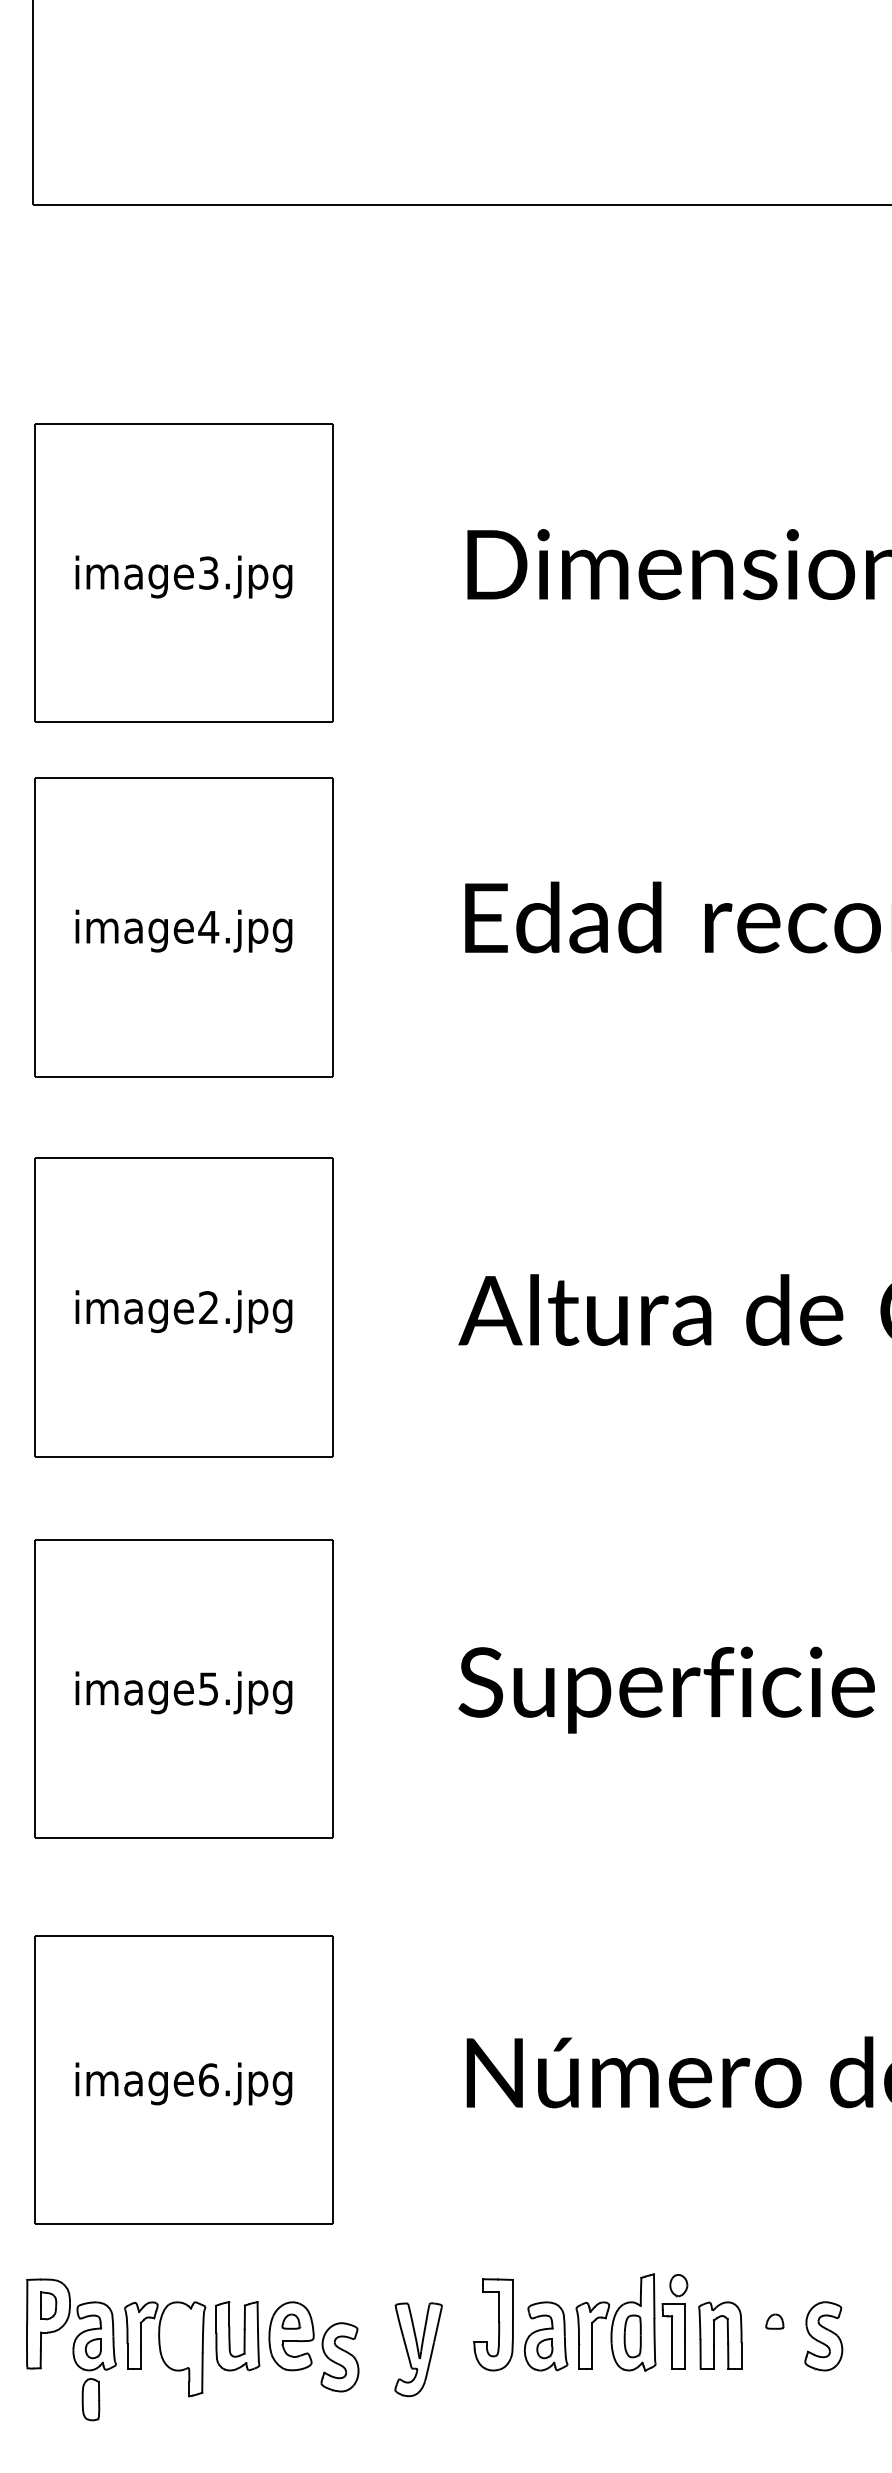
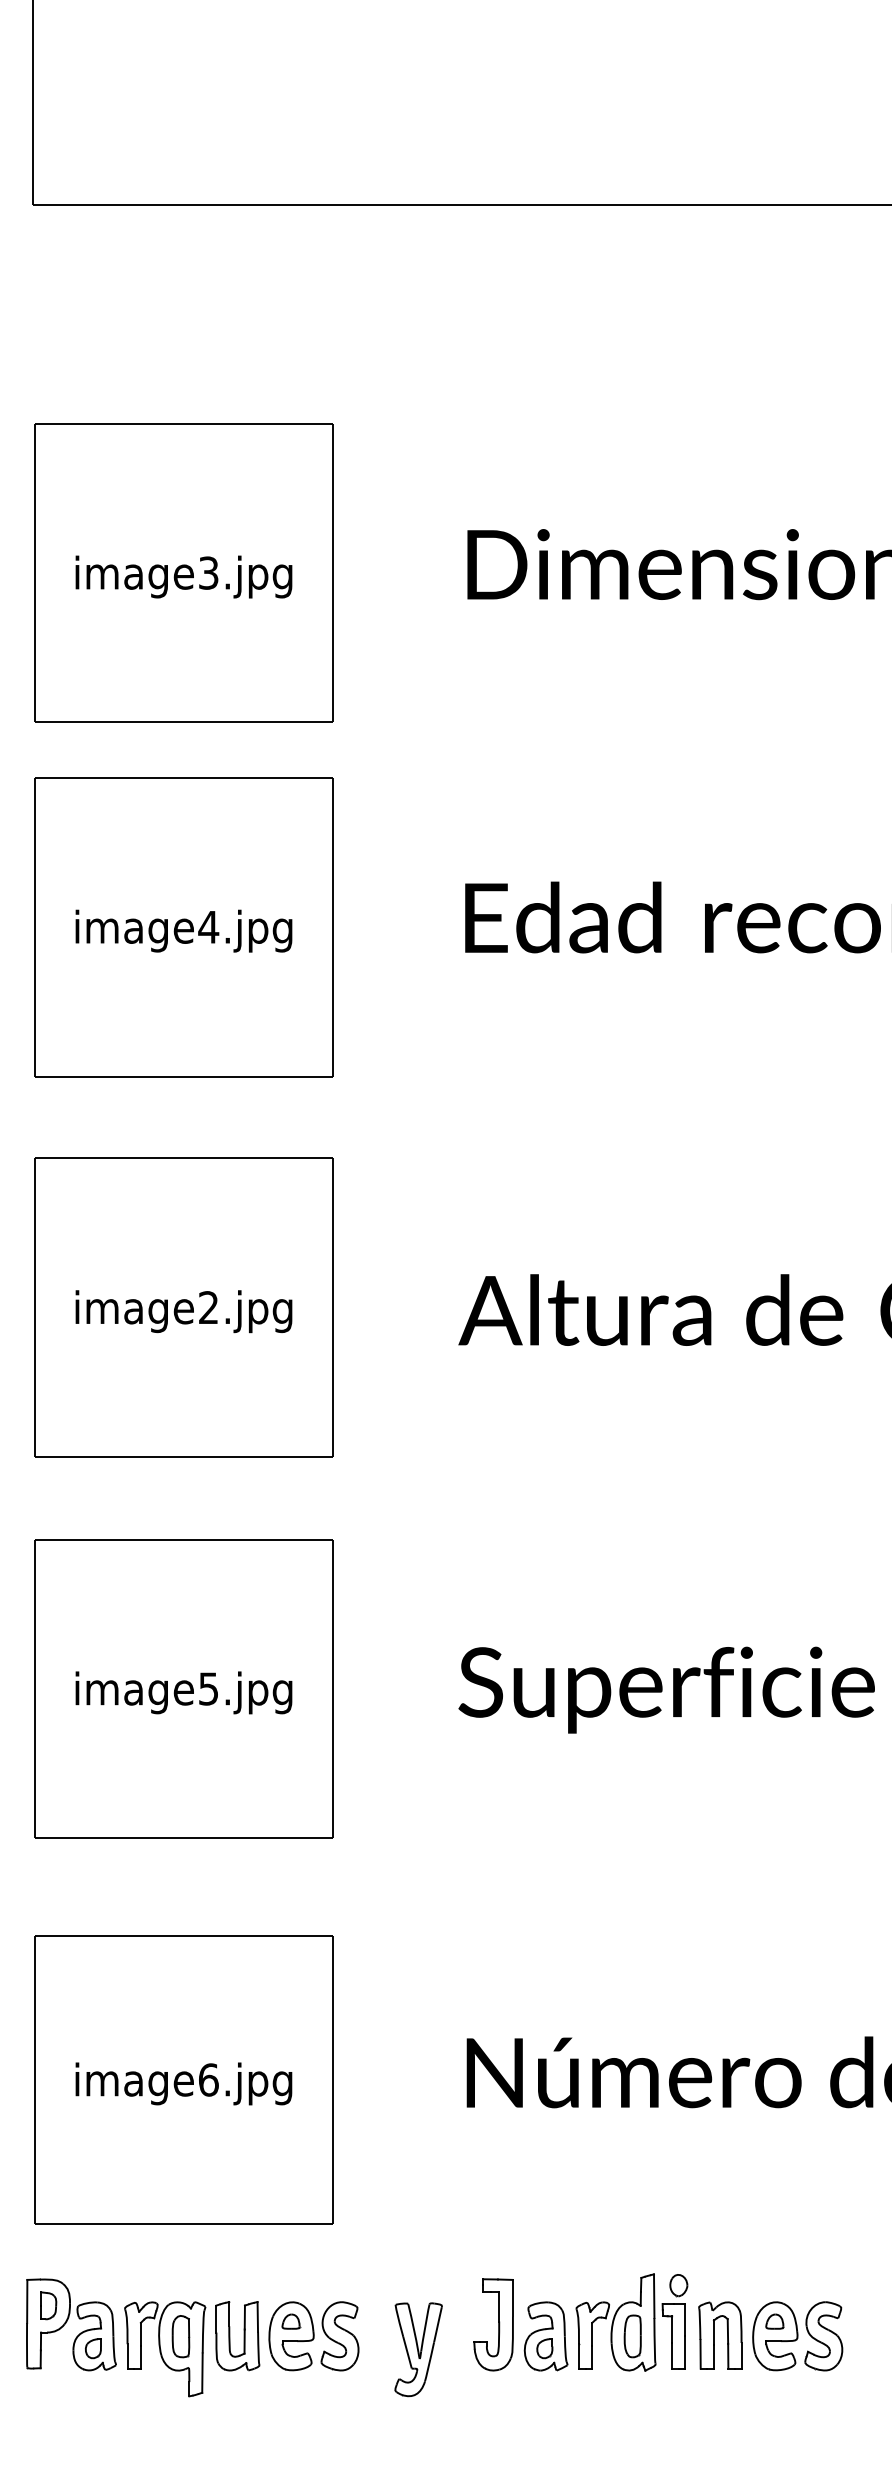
part: none -> present (775, 2336)
part position: (339, 2357) -> (339, 2336) (339, 2336)
part position: (90, 2399) -> (180, 2336) (180, 2336)
